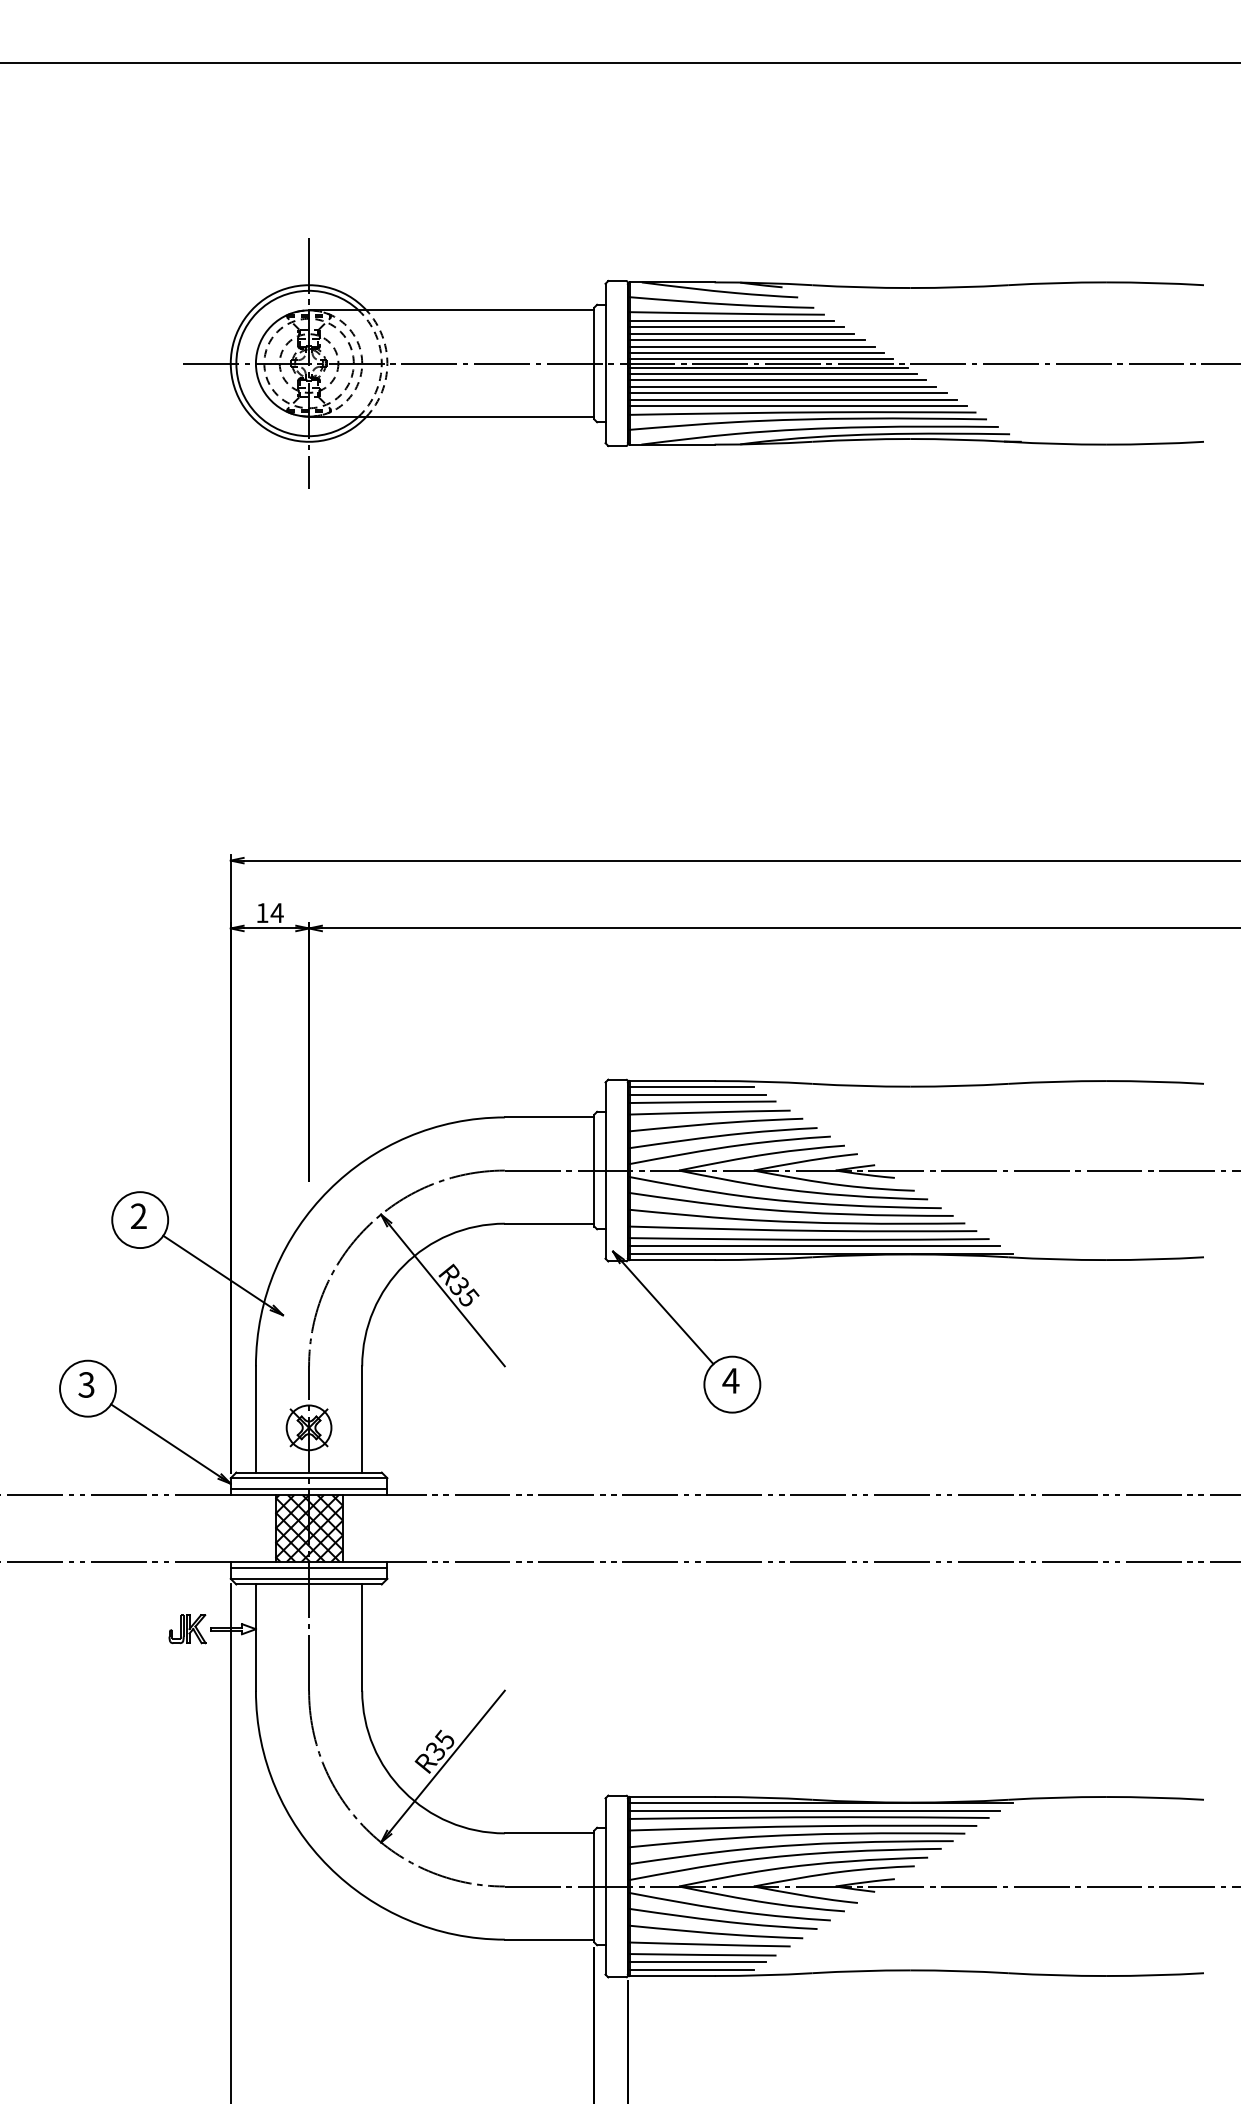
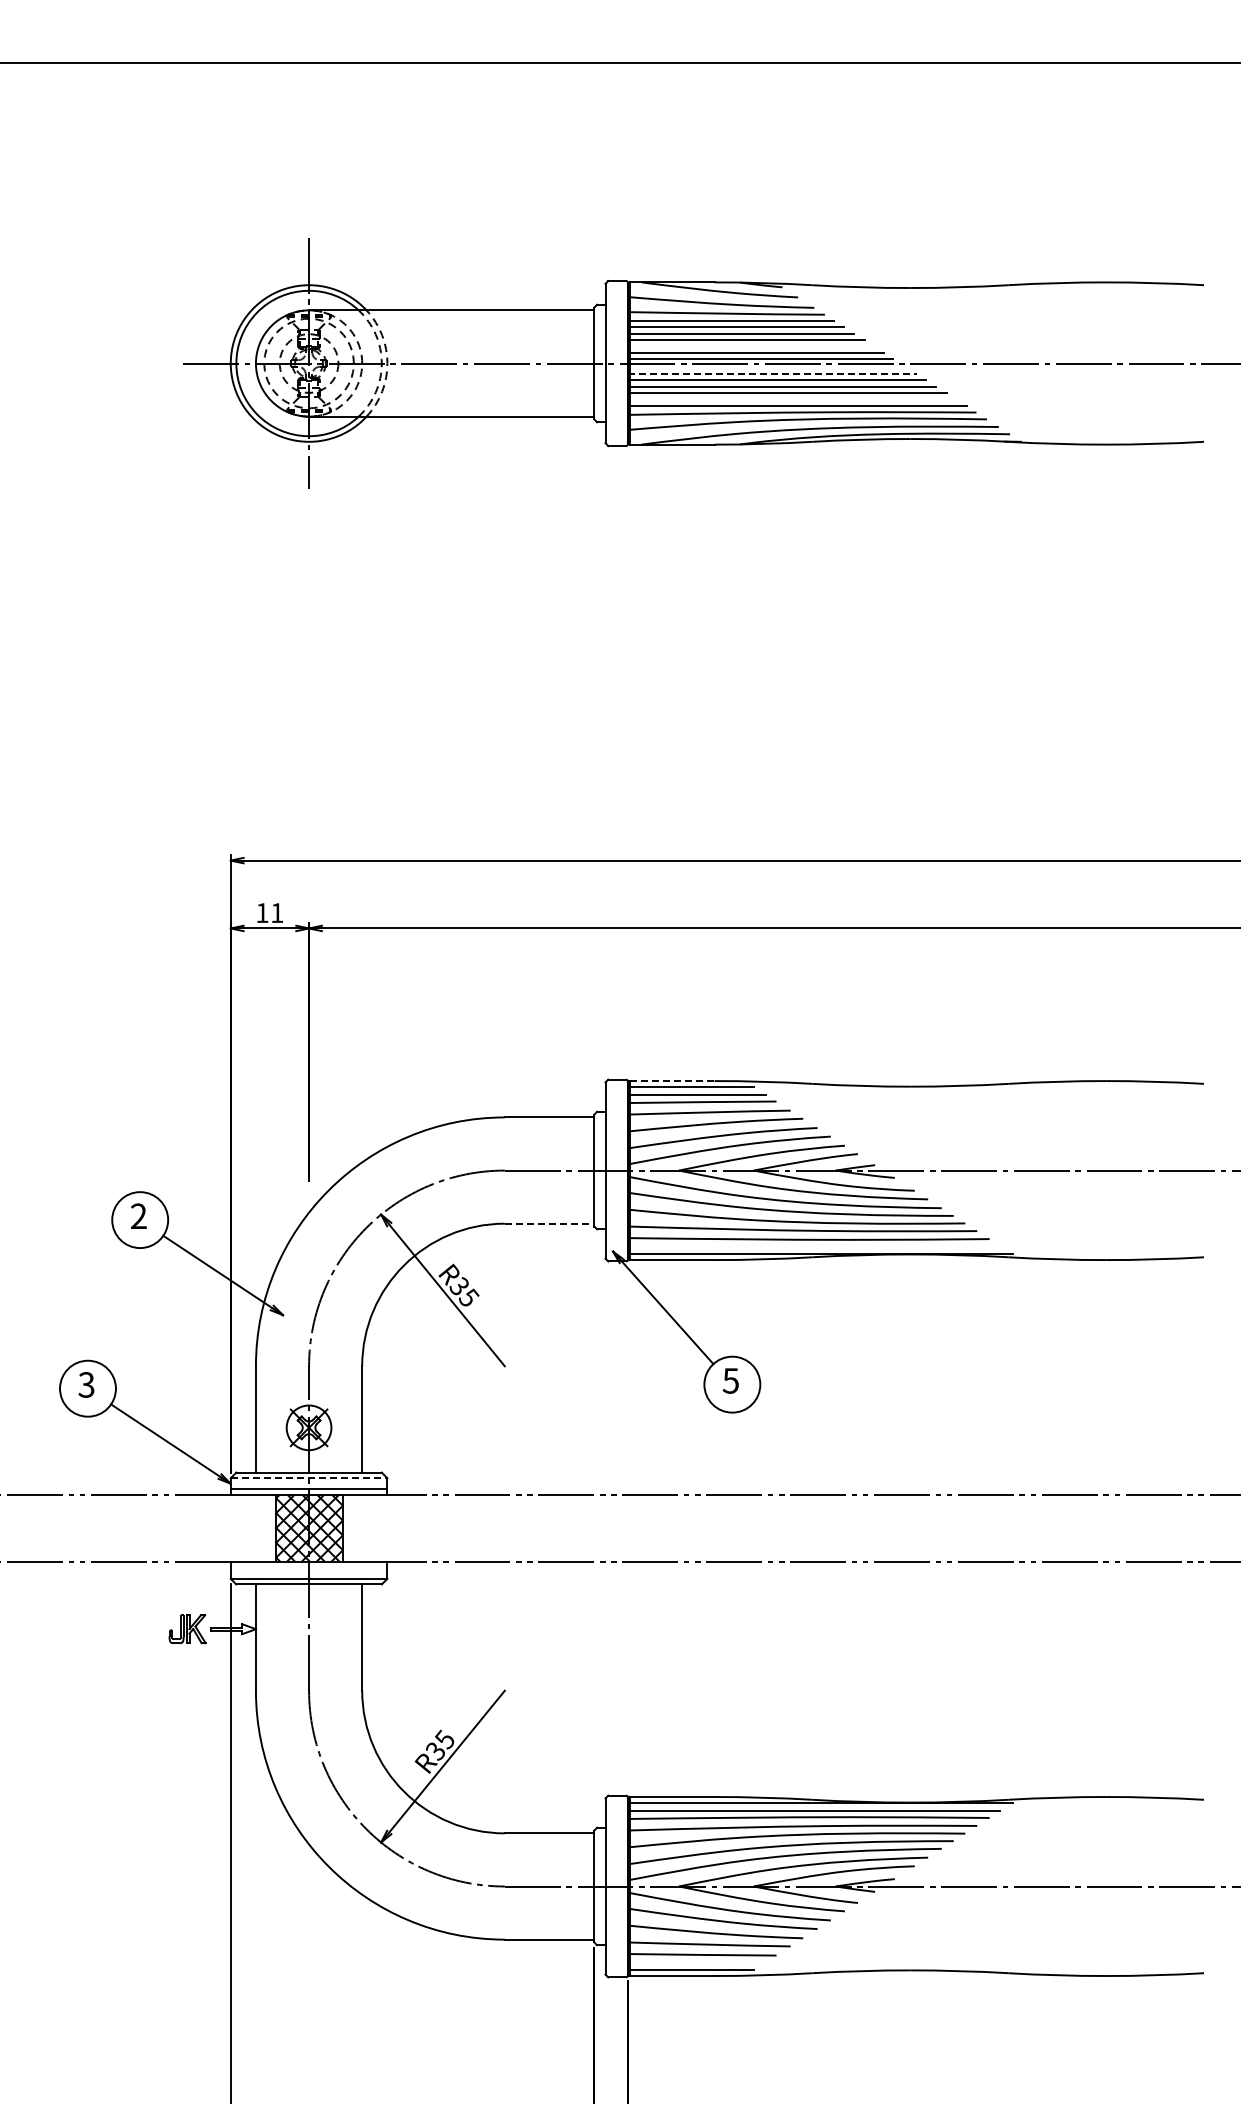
line: present -> none (750, 346)
line: present -> none (767, 368)
line: solid -> dashed (772, 374)
line: present -> none (791, 399)
text: 14 -> 11 (276, 912)
line: solid -> dashed (672, 1081)
line: solid -> dashed (549, 1223)
line: present -> none (813, 1246)
text: 4 -> 5 (730, 1380)
line: solid -> dashed (309, 1478)
line: present -> none (308, 1567)
line: present -> none (696, 1962)
